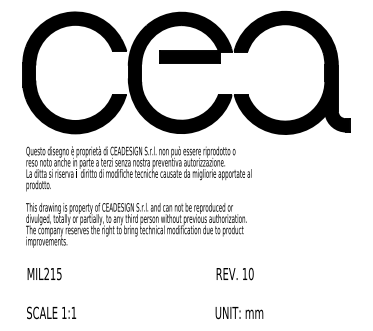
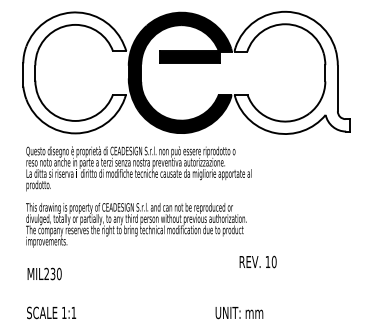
fill: present -> none (74, 72)
fill: present -> none (291, 72)
text: MIL215 -> MIL230 (55, 273)
text position: (234, 273) -> (257, 261) (257, 261)
